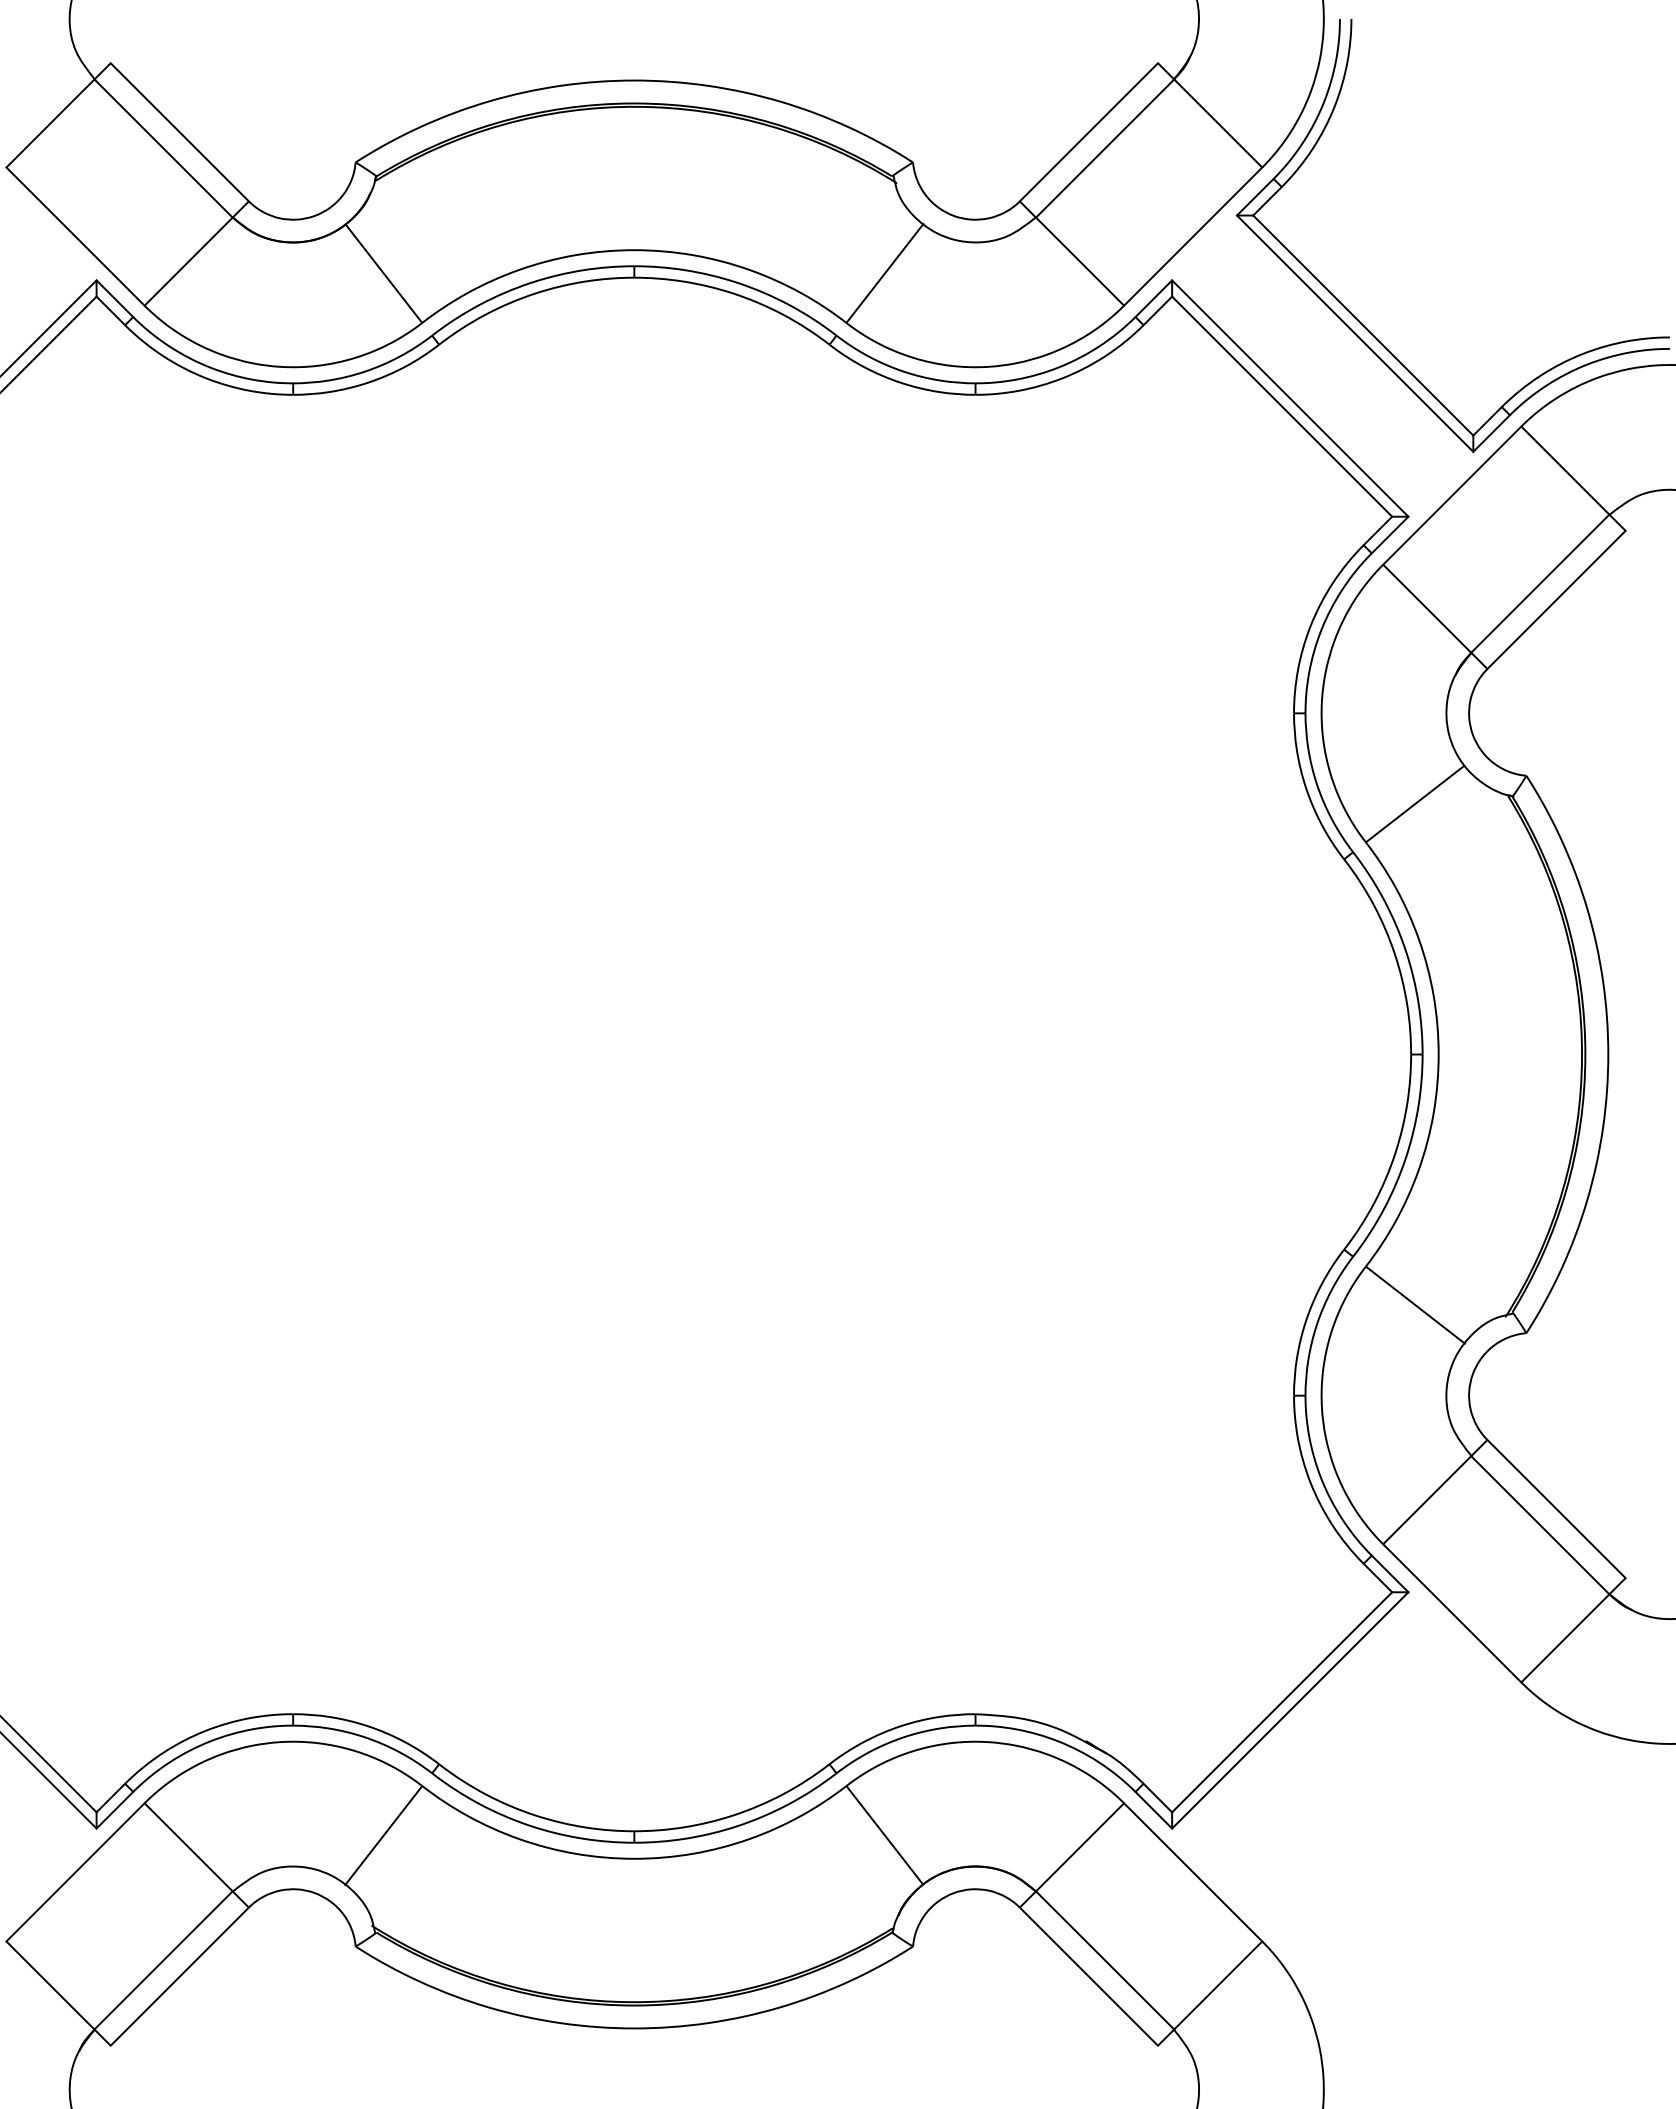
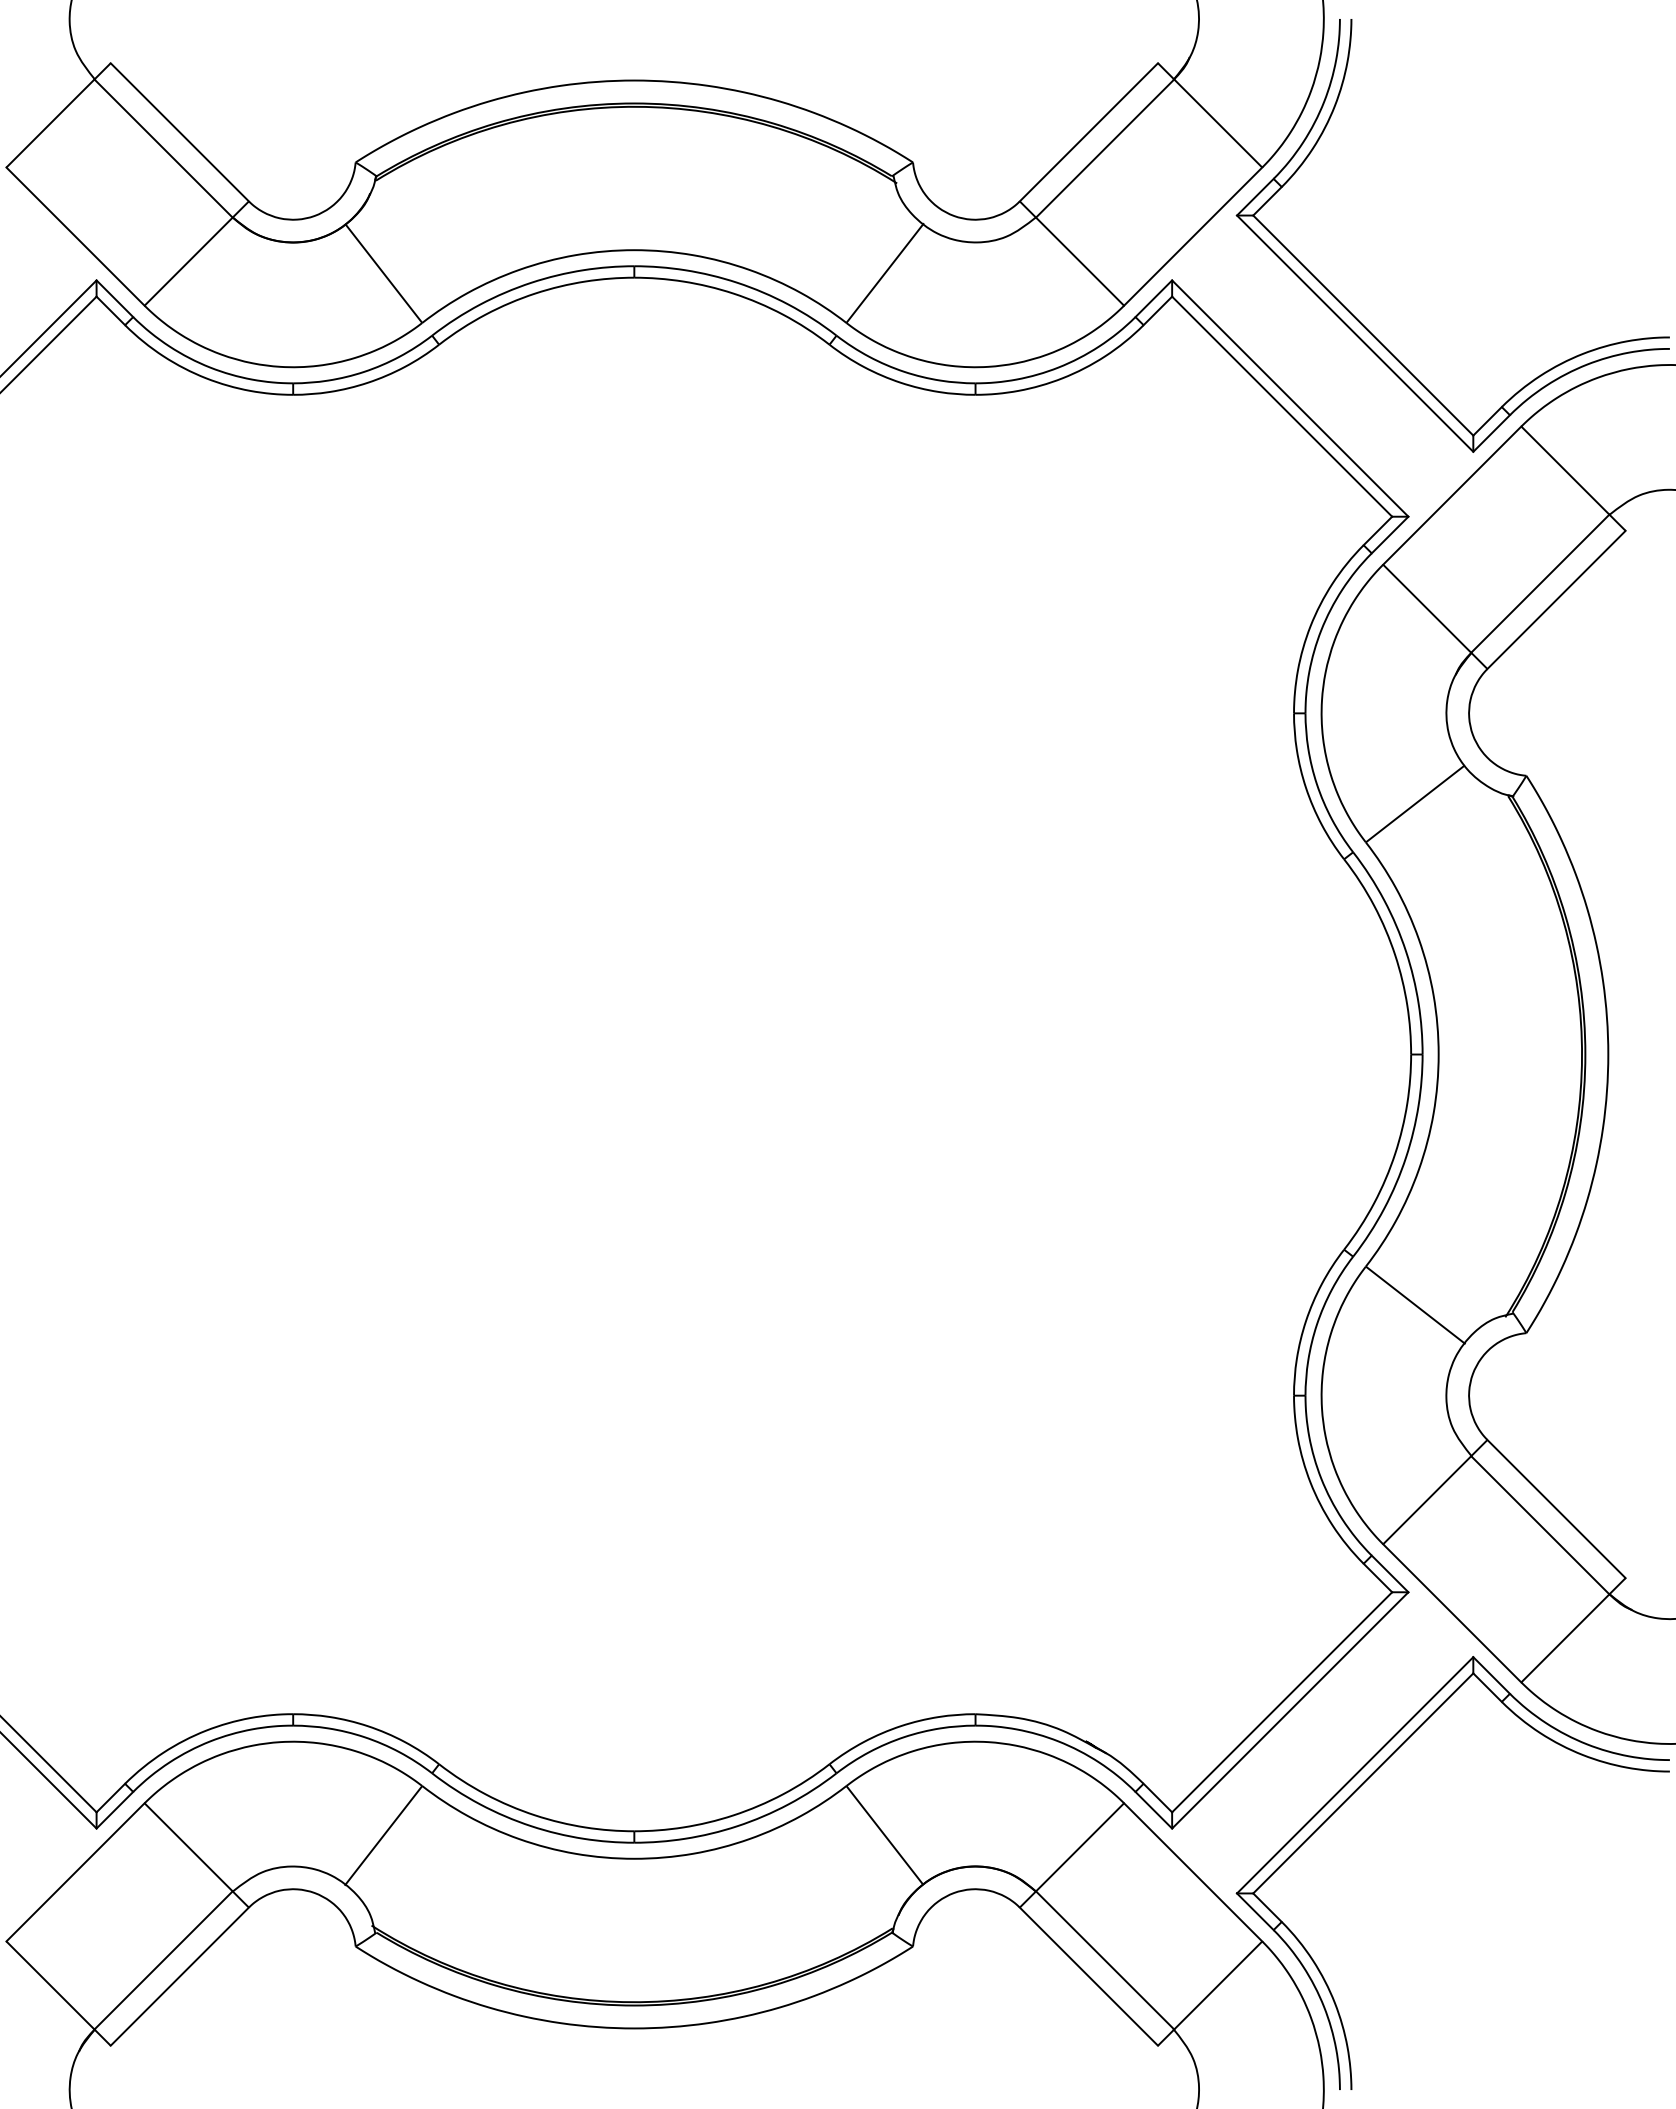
part: none -> present (1364, 1783)
